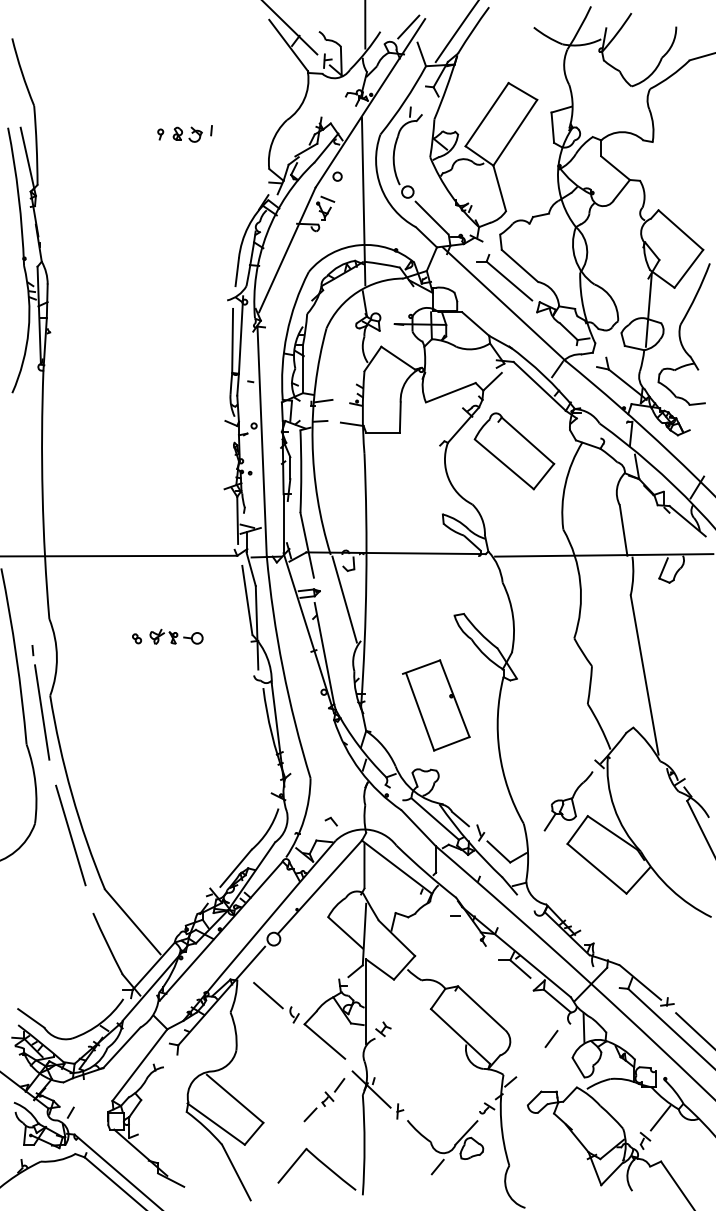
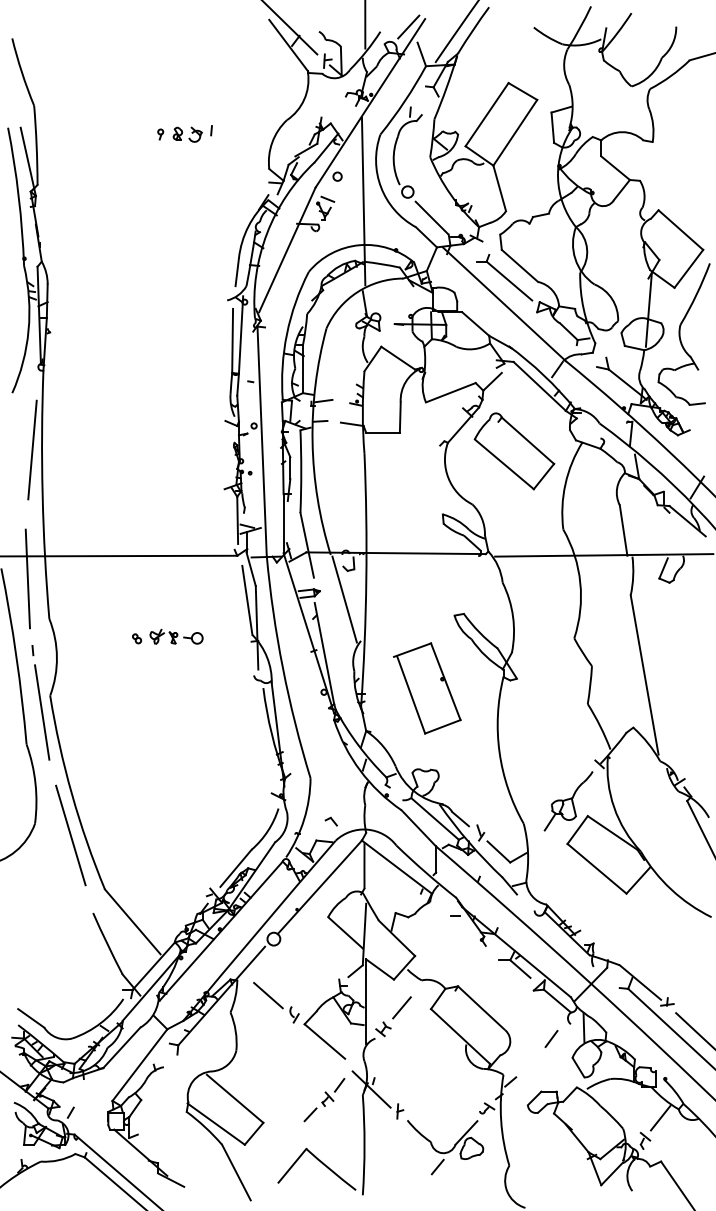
line: none -> present (32, 449)
line: none -> present (27, 578)
part position: (436, 705) -> (427, 688) (427, 688)
line: none -> present (401, 1007)
